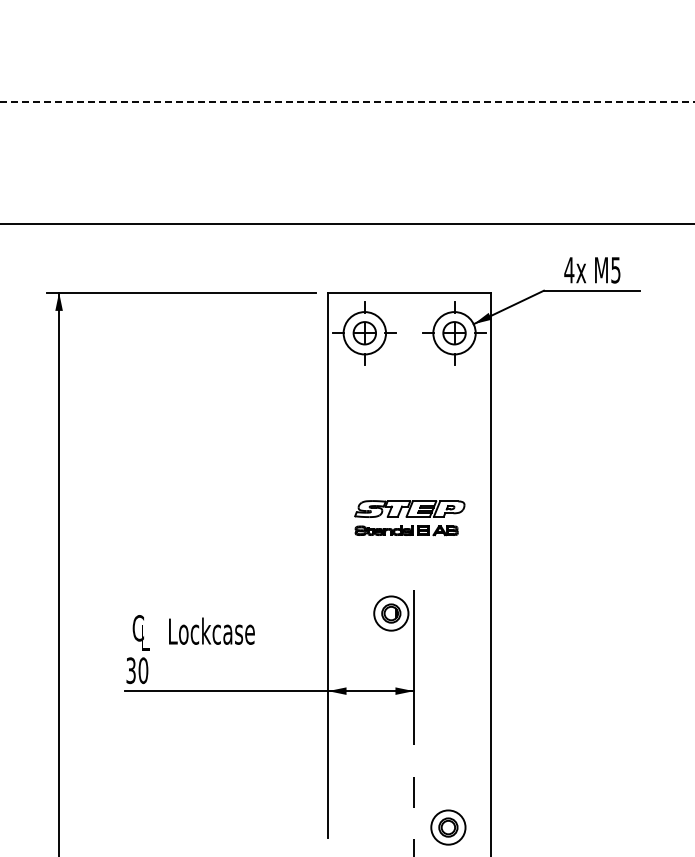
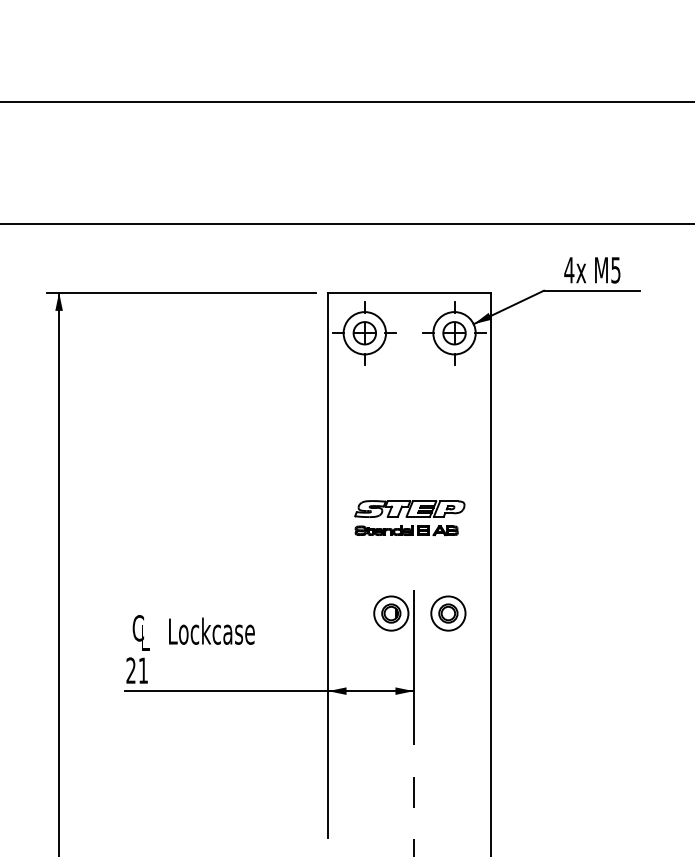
line: dashed -> solid (347, 101)
text: 30 -> 21 (137, 670)
part position: (448, 827) -> (448, 613) (448, 613)
